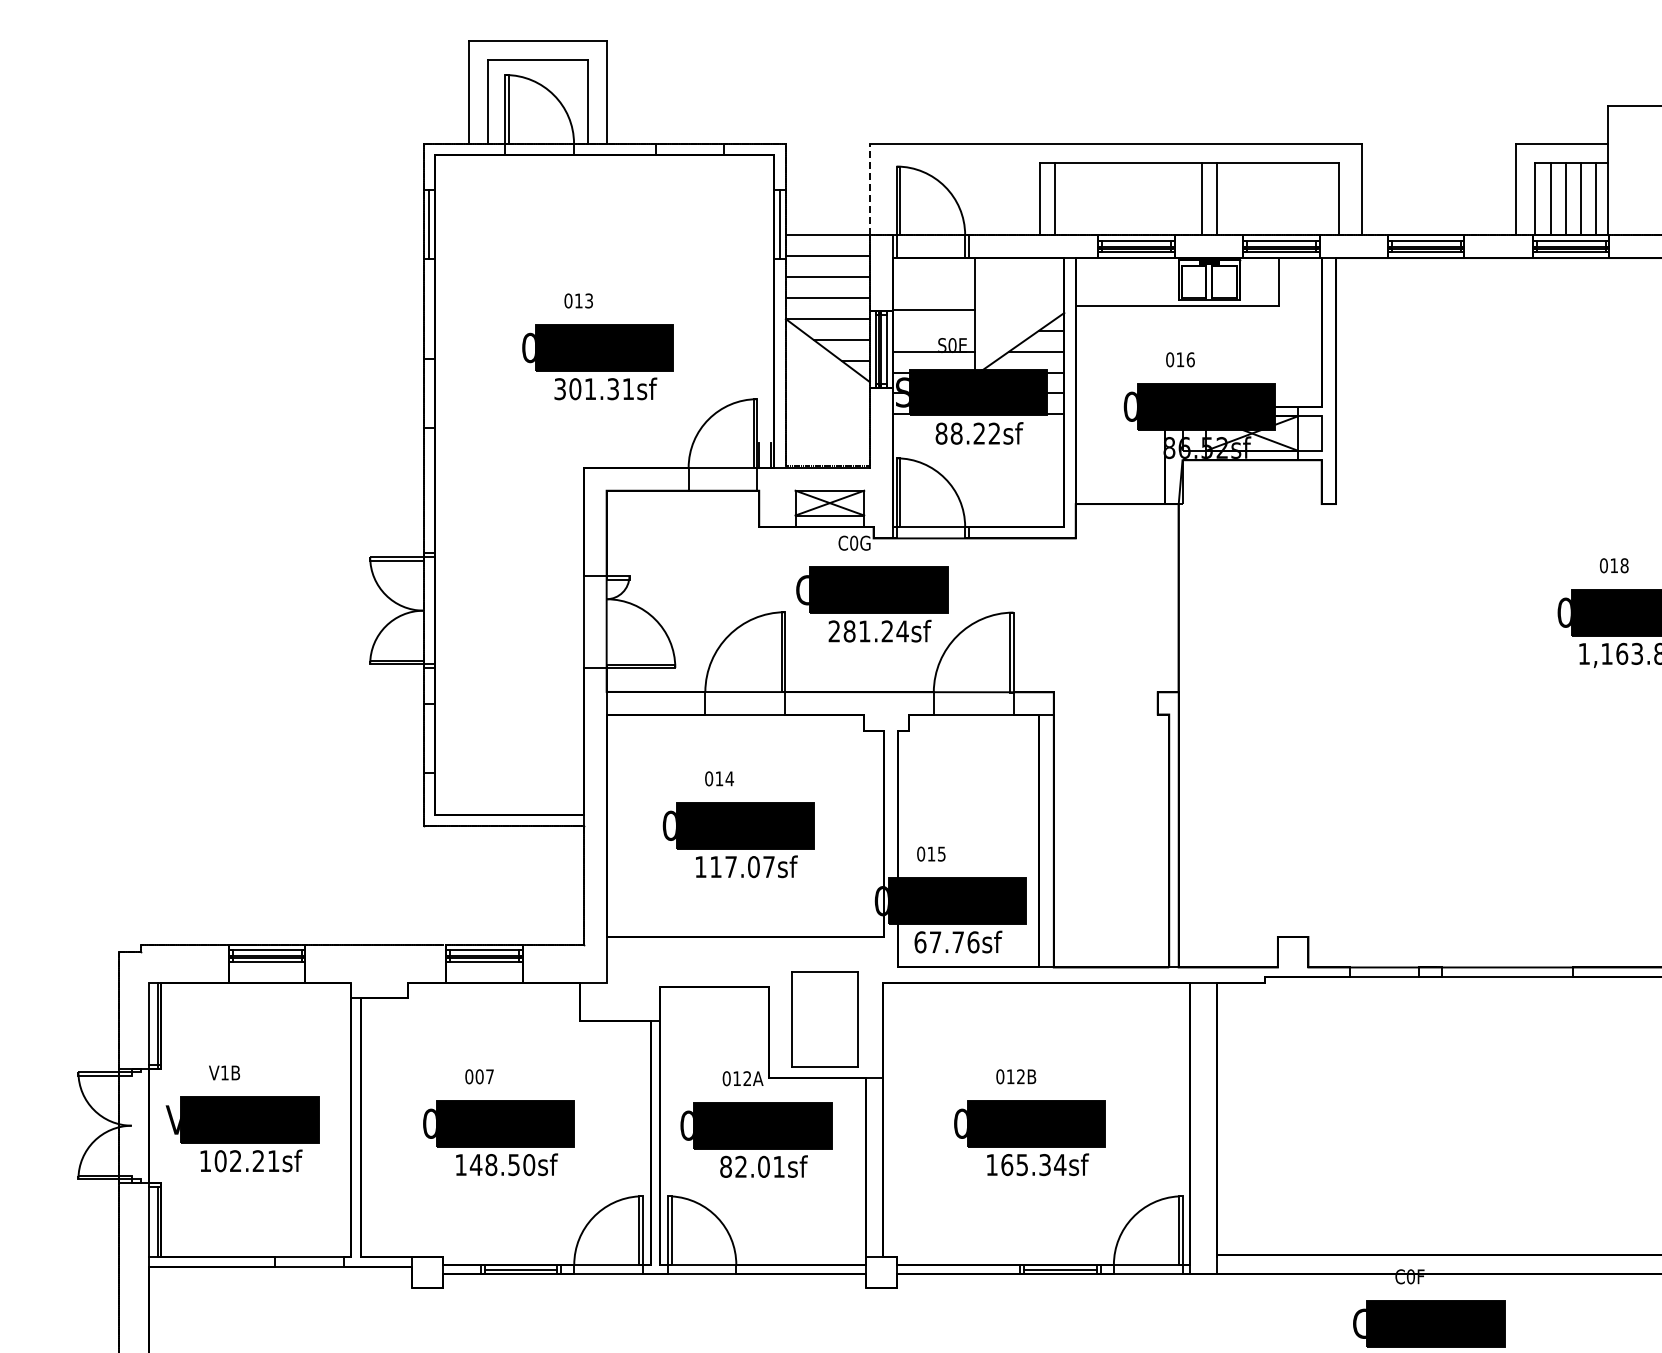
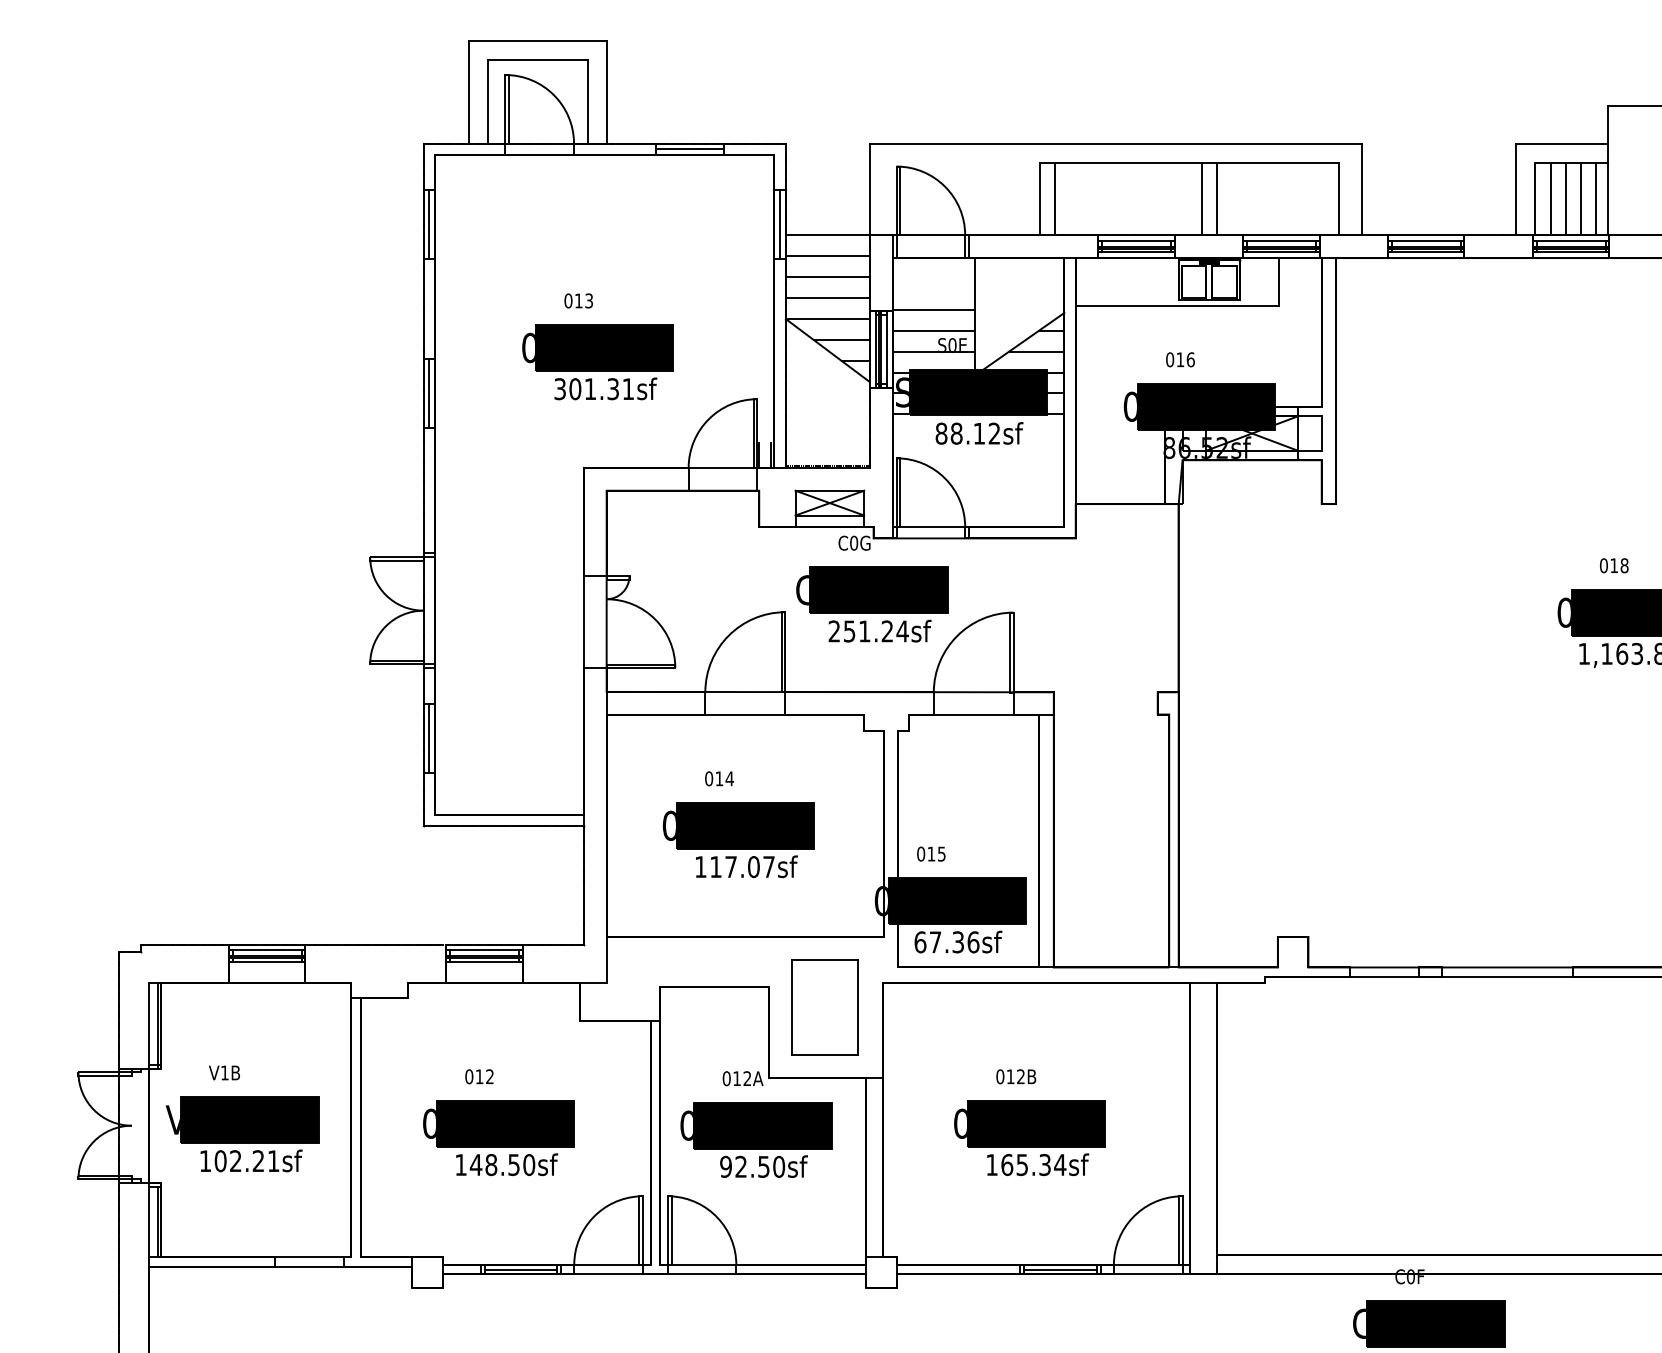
line: none -> present (689, 149)
line: dashed -> solid (869, 189)
line: none -> present (933, 330)
line: none -> present (429, 393)
text: 88.22sf -> 88.12sf (978, 433)
text: 281.24sf -> 251.24sf (849, 631)
line: none -> present (429, 738)
text: 67.76sf -> 67.36sf (957, 942)
part position: (824, 1019) -> (824, 1007) (824, 1007)
text: 007 -> 012 (484, 1076)
text: 82.01sf -> 92.50sf (752, 1166)
